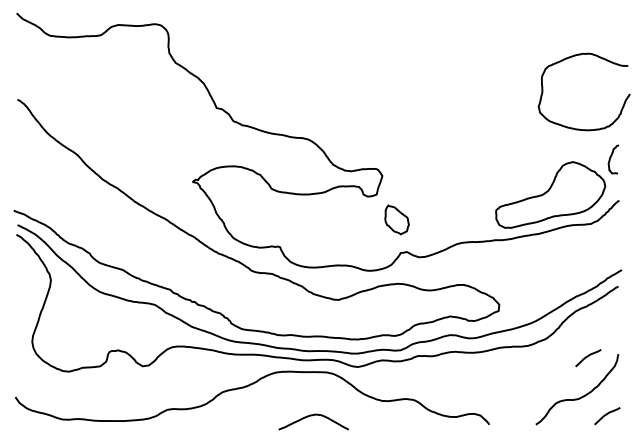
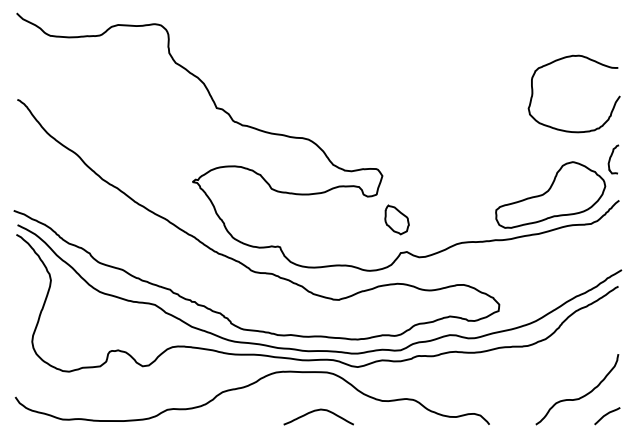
curve position: (572, 57) -> (562, 59) (562, 59)
curve: present -> none (587, 357)
curve position: (312, 416) -> (317, 411) (317, 411)
